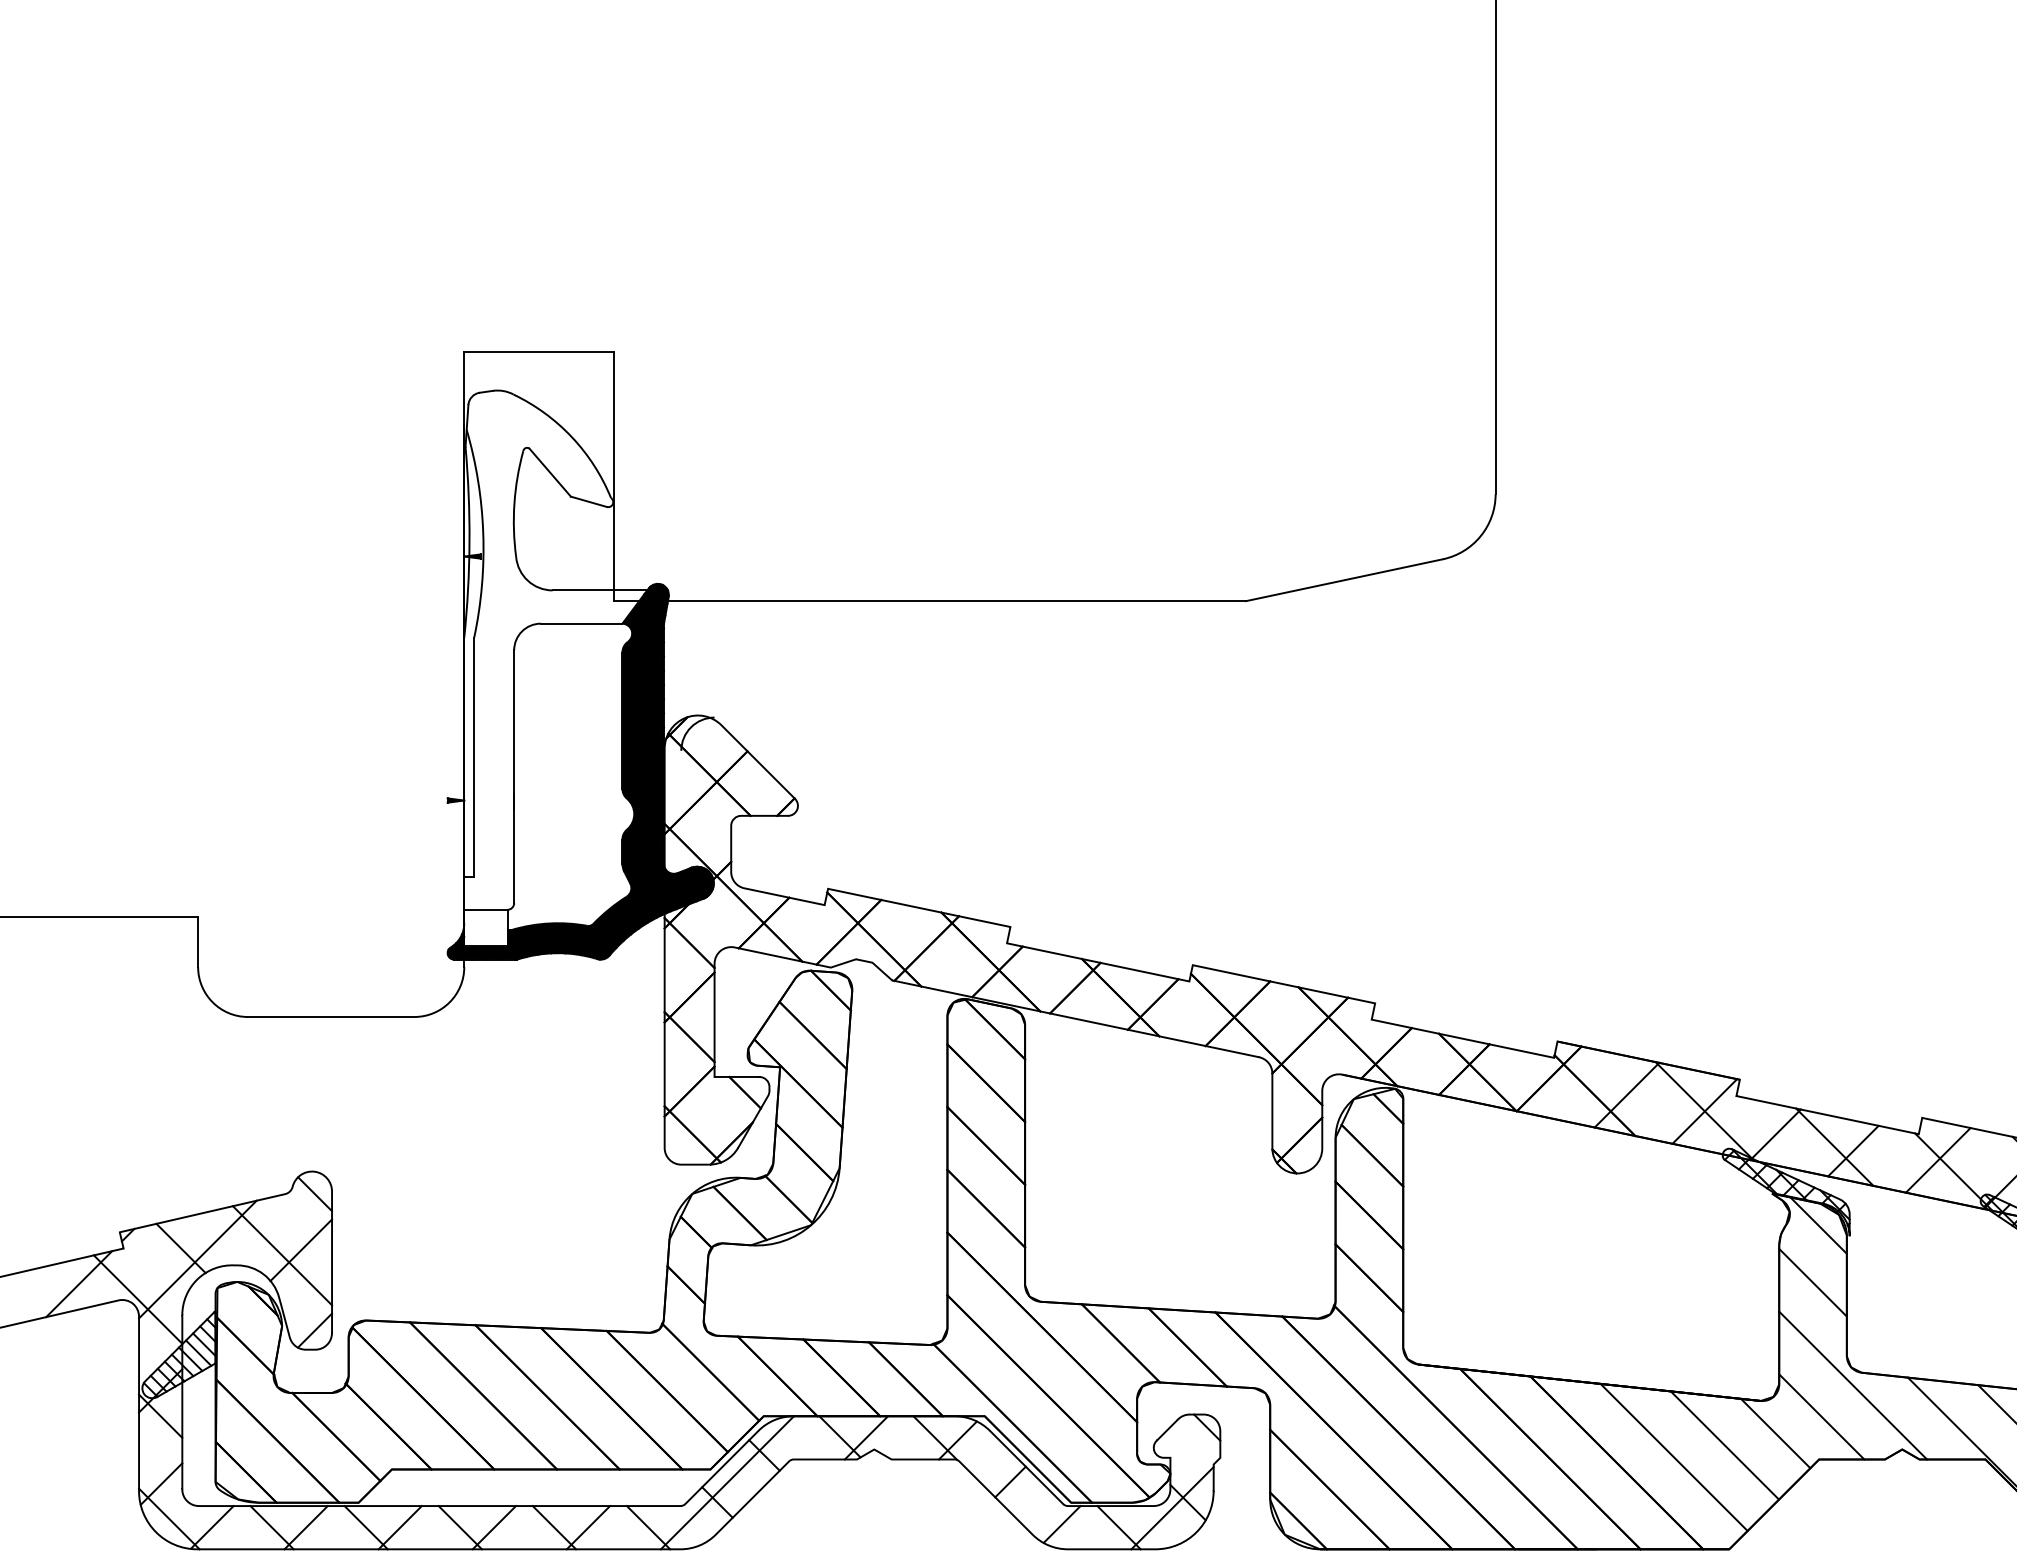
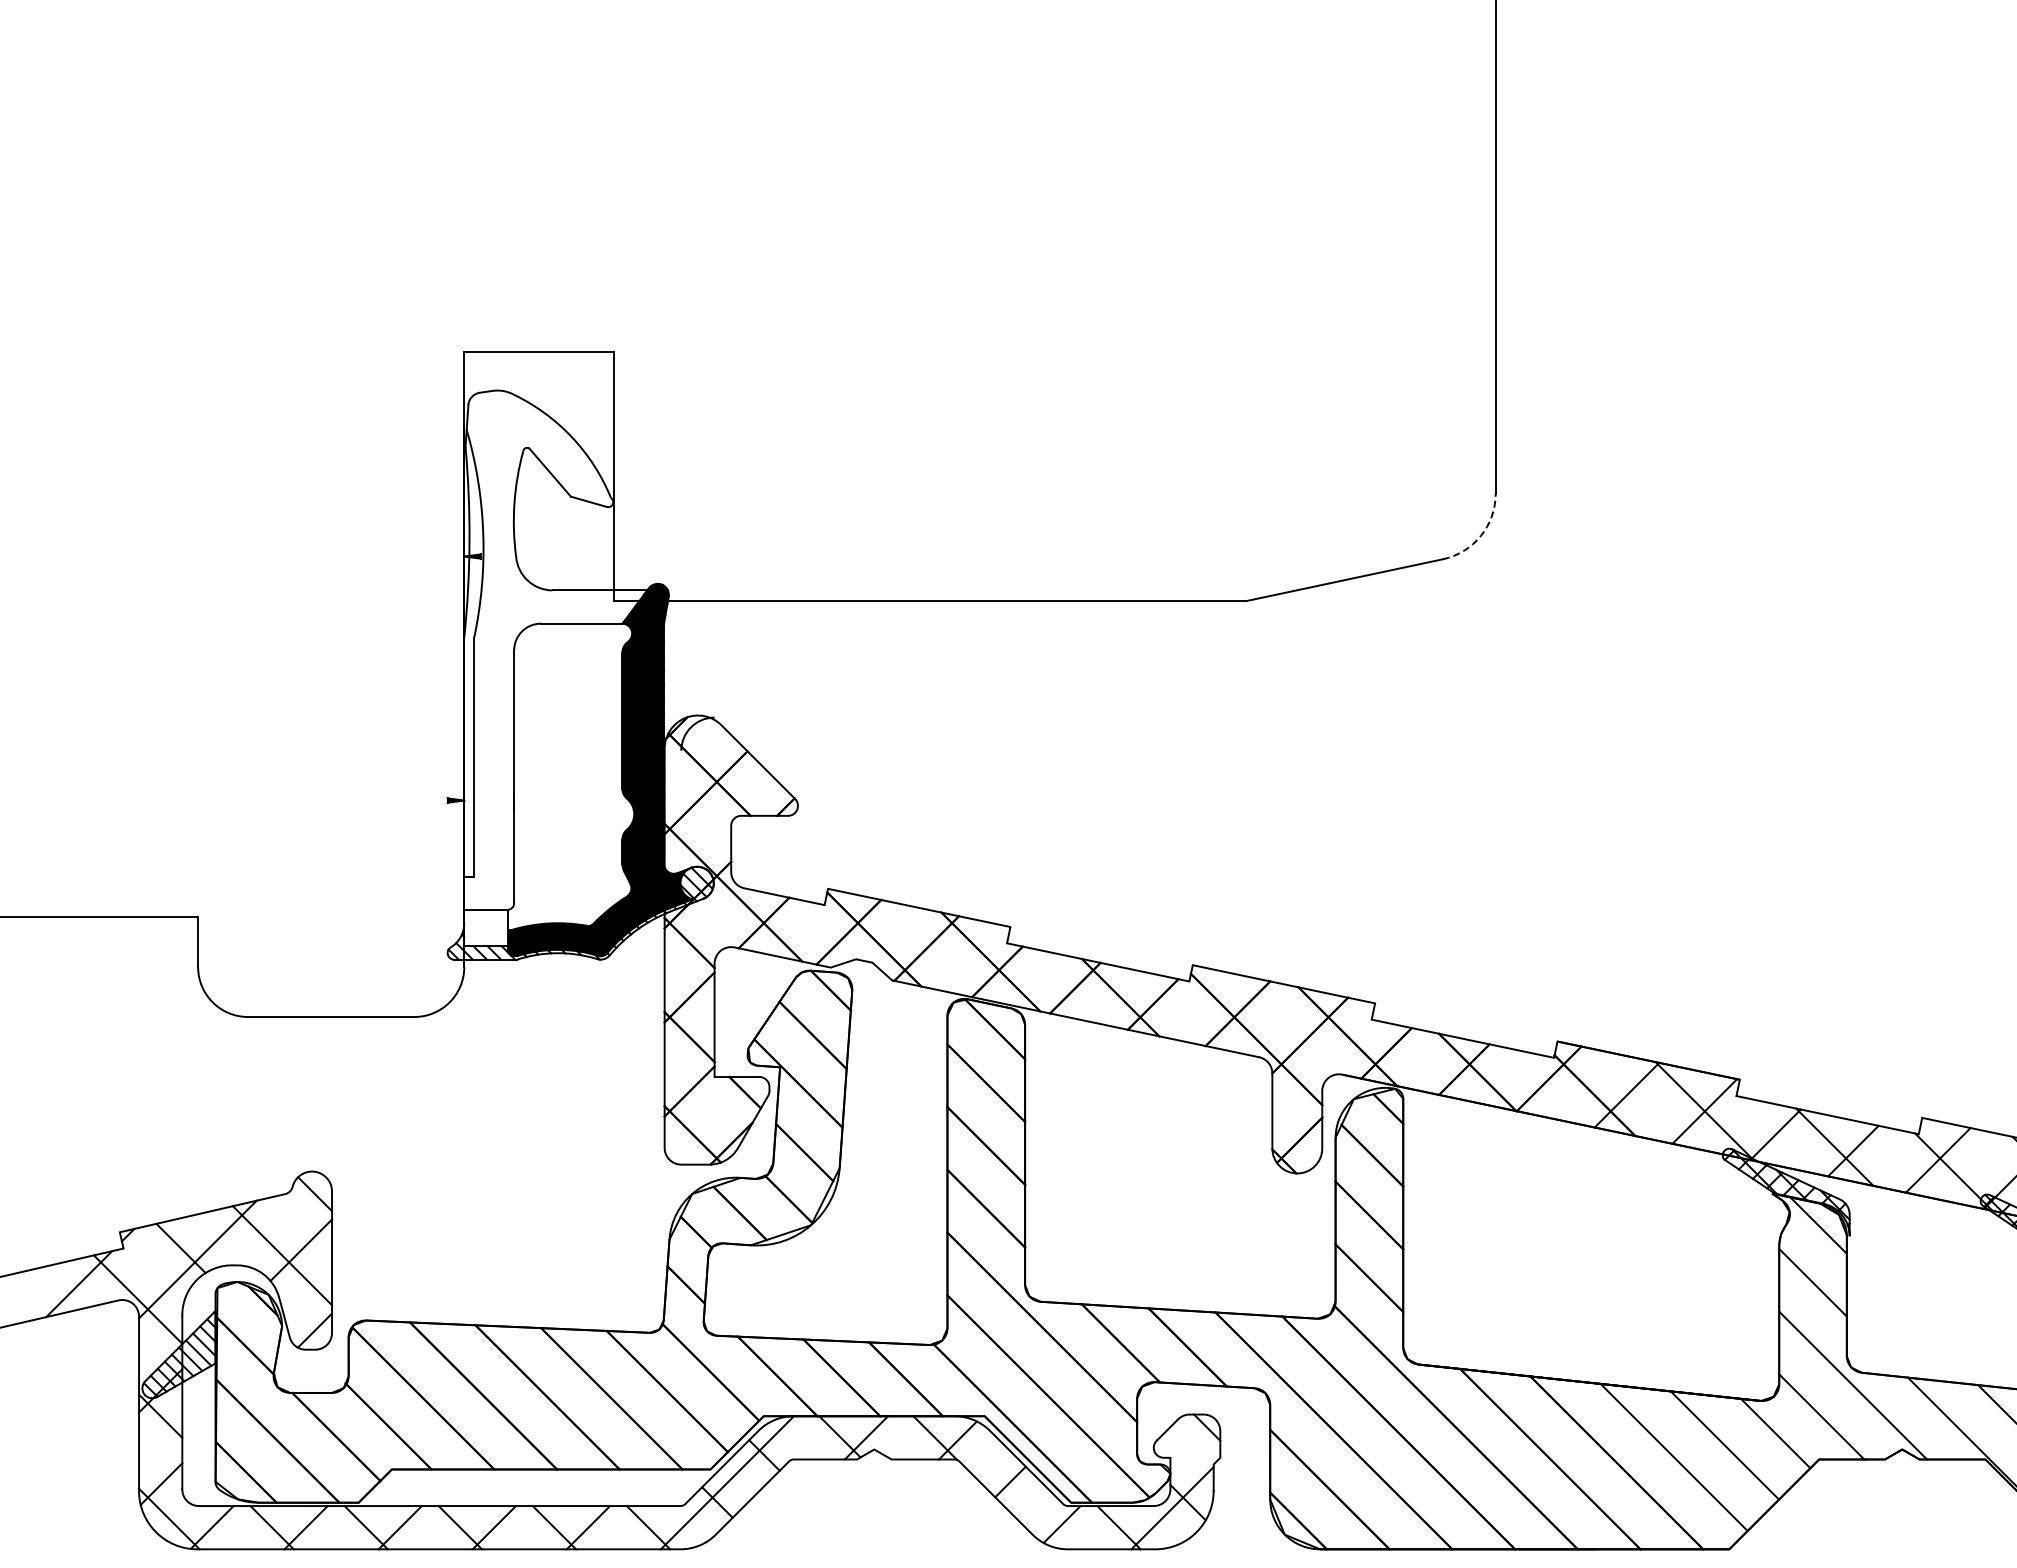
arc: solid -> dashed (1480, 536)
fill: present -> none (580, 912)
